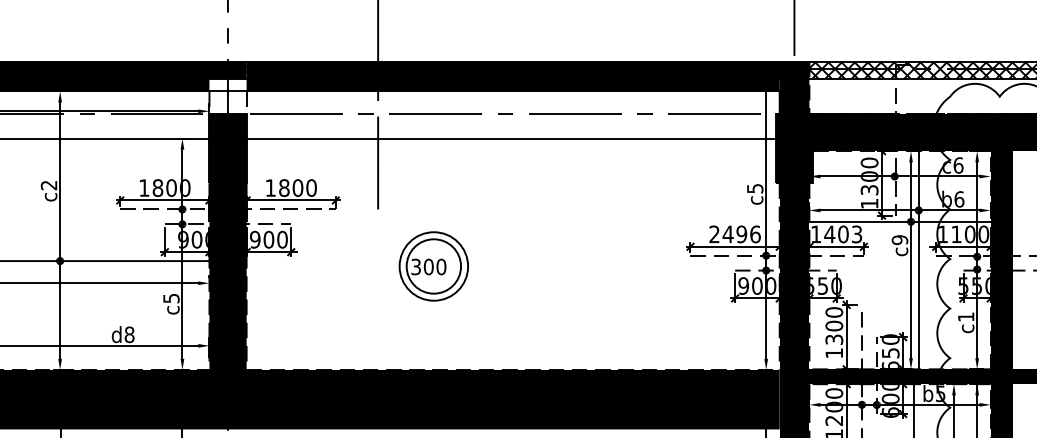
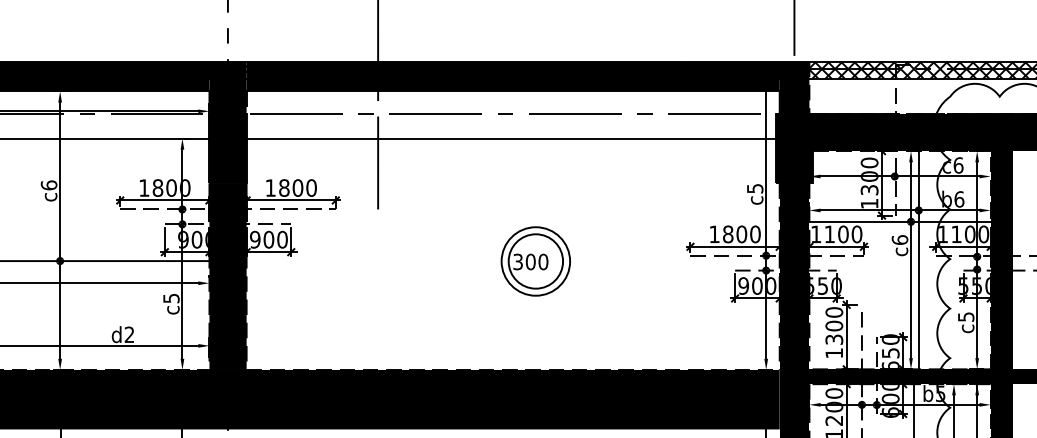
fill: none -> present (227, 96)
text: c2 -> c6 (48, 185)
text: 2496 -> 1800 (734, 234)
text: 1403 -> 1100 (843, 234)
text: c9 -> c6 (899, 240)
part position: (433, 266) -> (535, 261) (535, 261)
text: c1 -> c5 (966, 316)
text: d8 -> d2 (129, 334)
